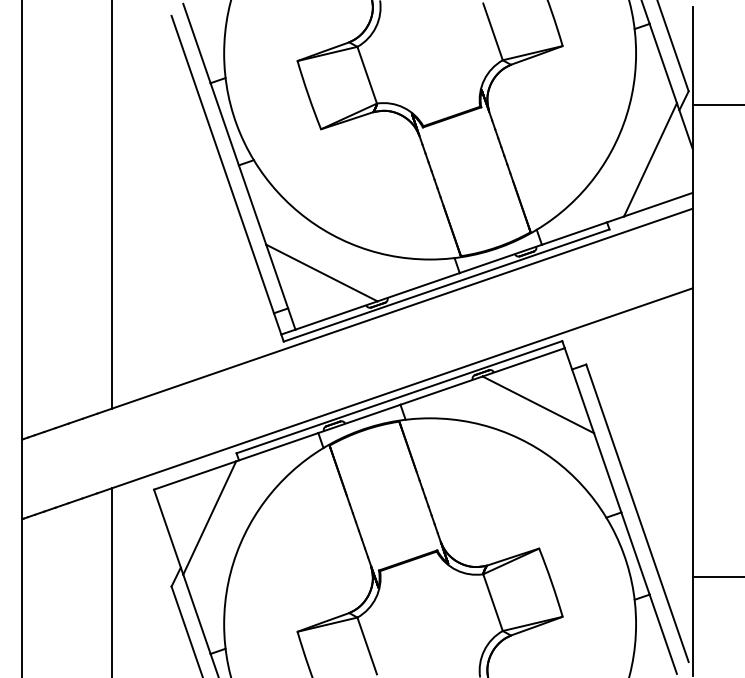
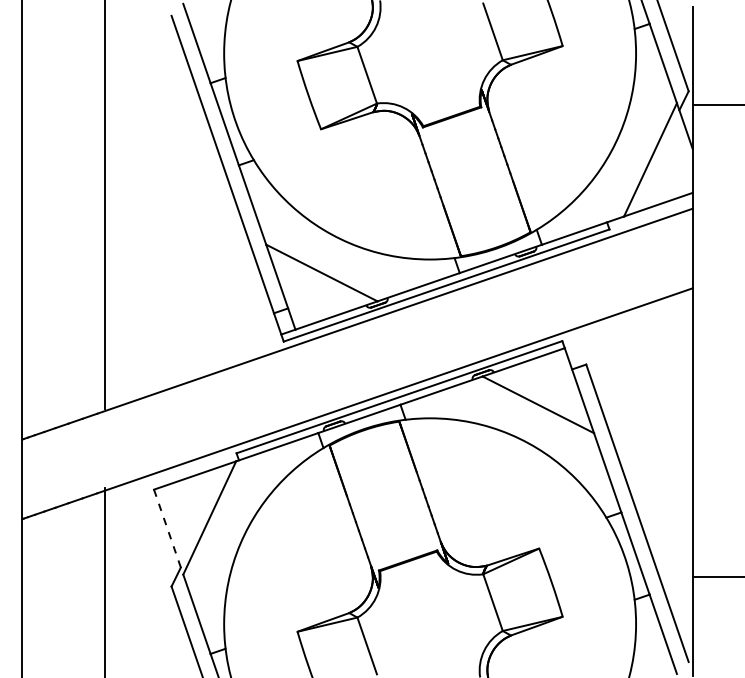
line position: (112, 205) -> (105, 205) (105, 205)
line: solid -> dashed (168, 532)
line position: (112, 581) -> (105, 581) (105, 581)
